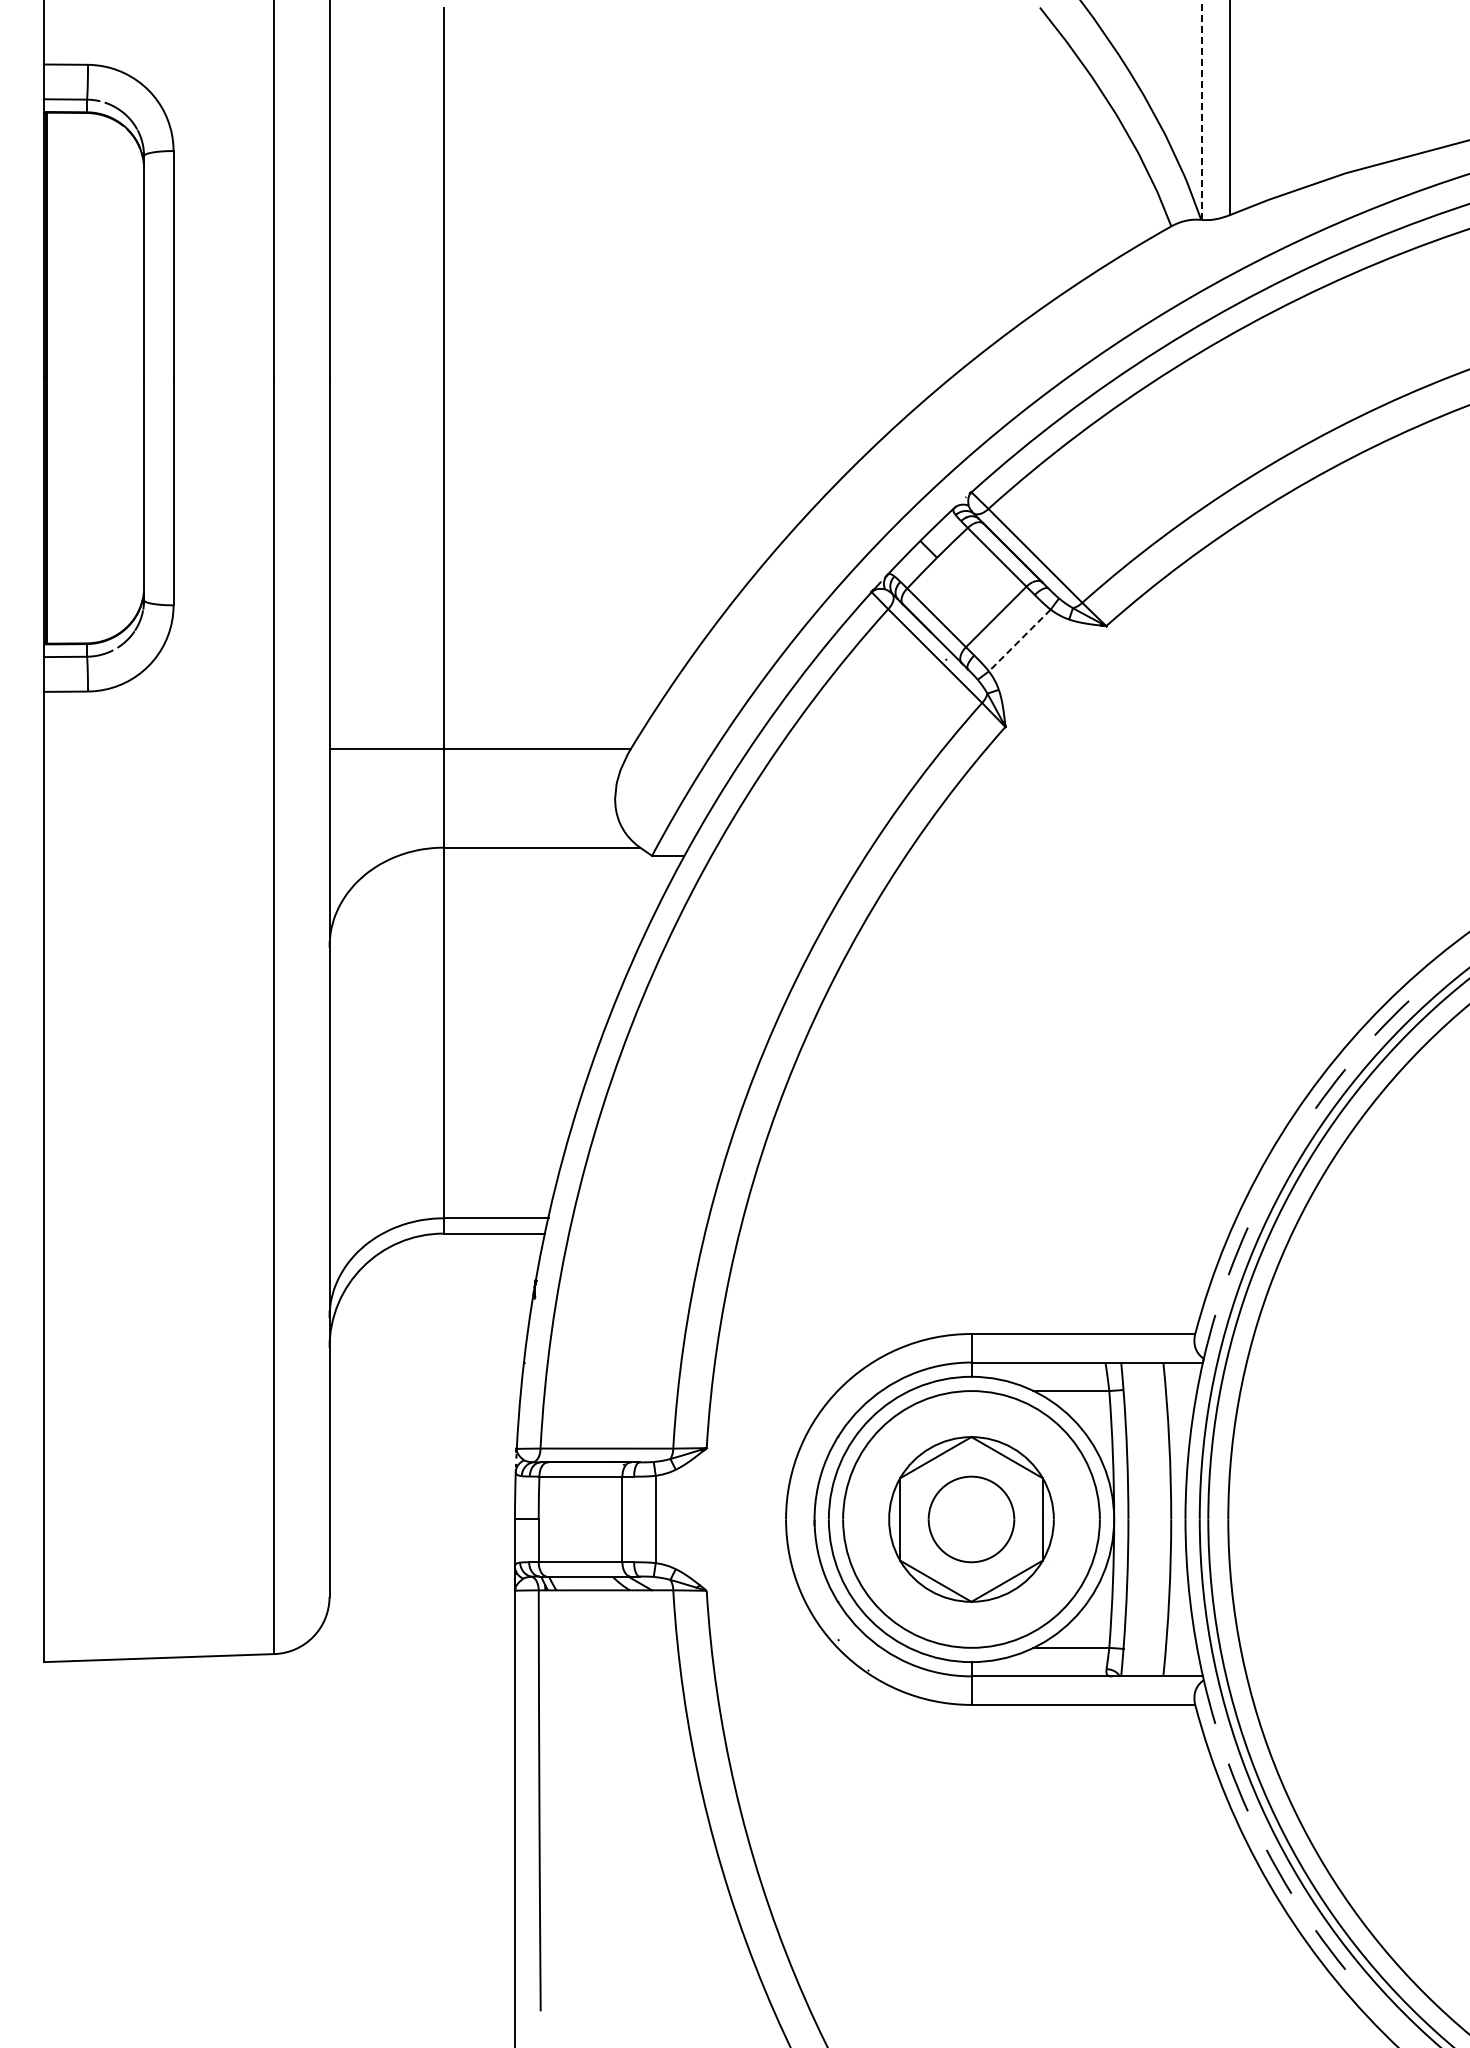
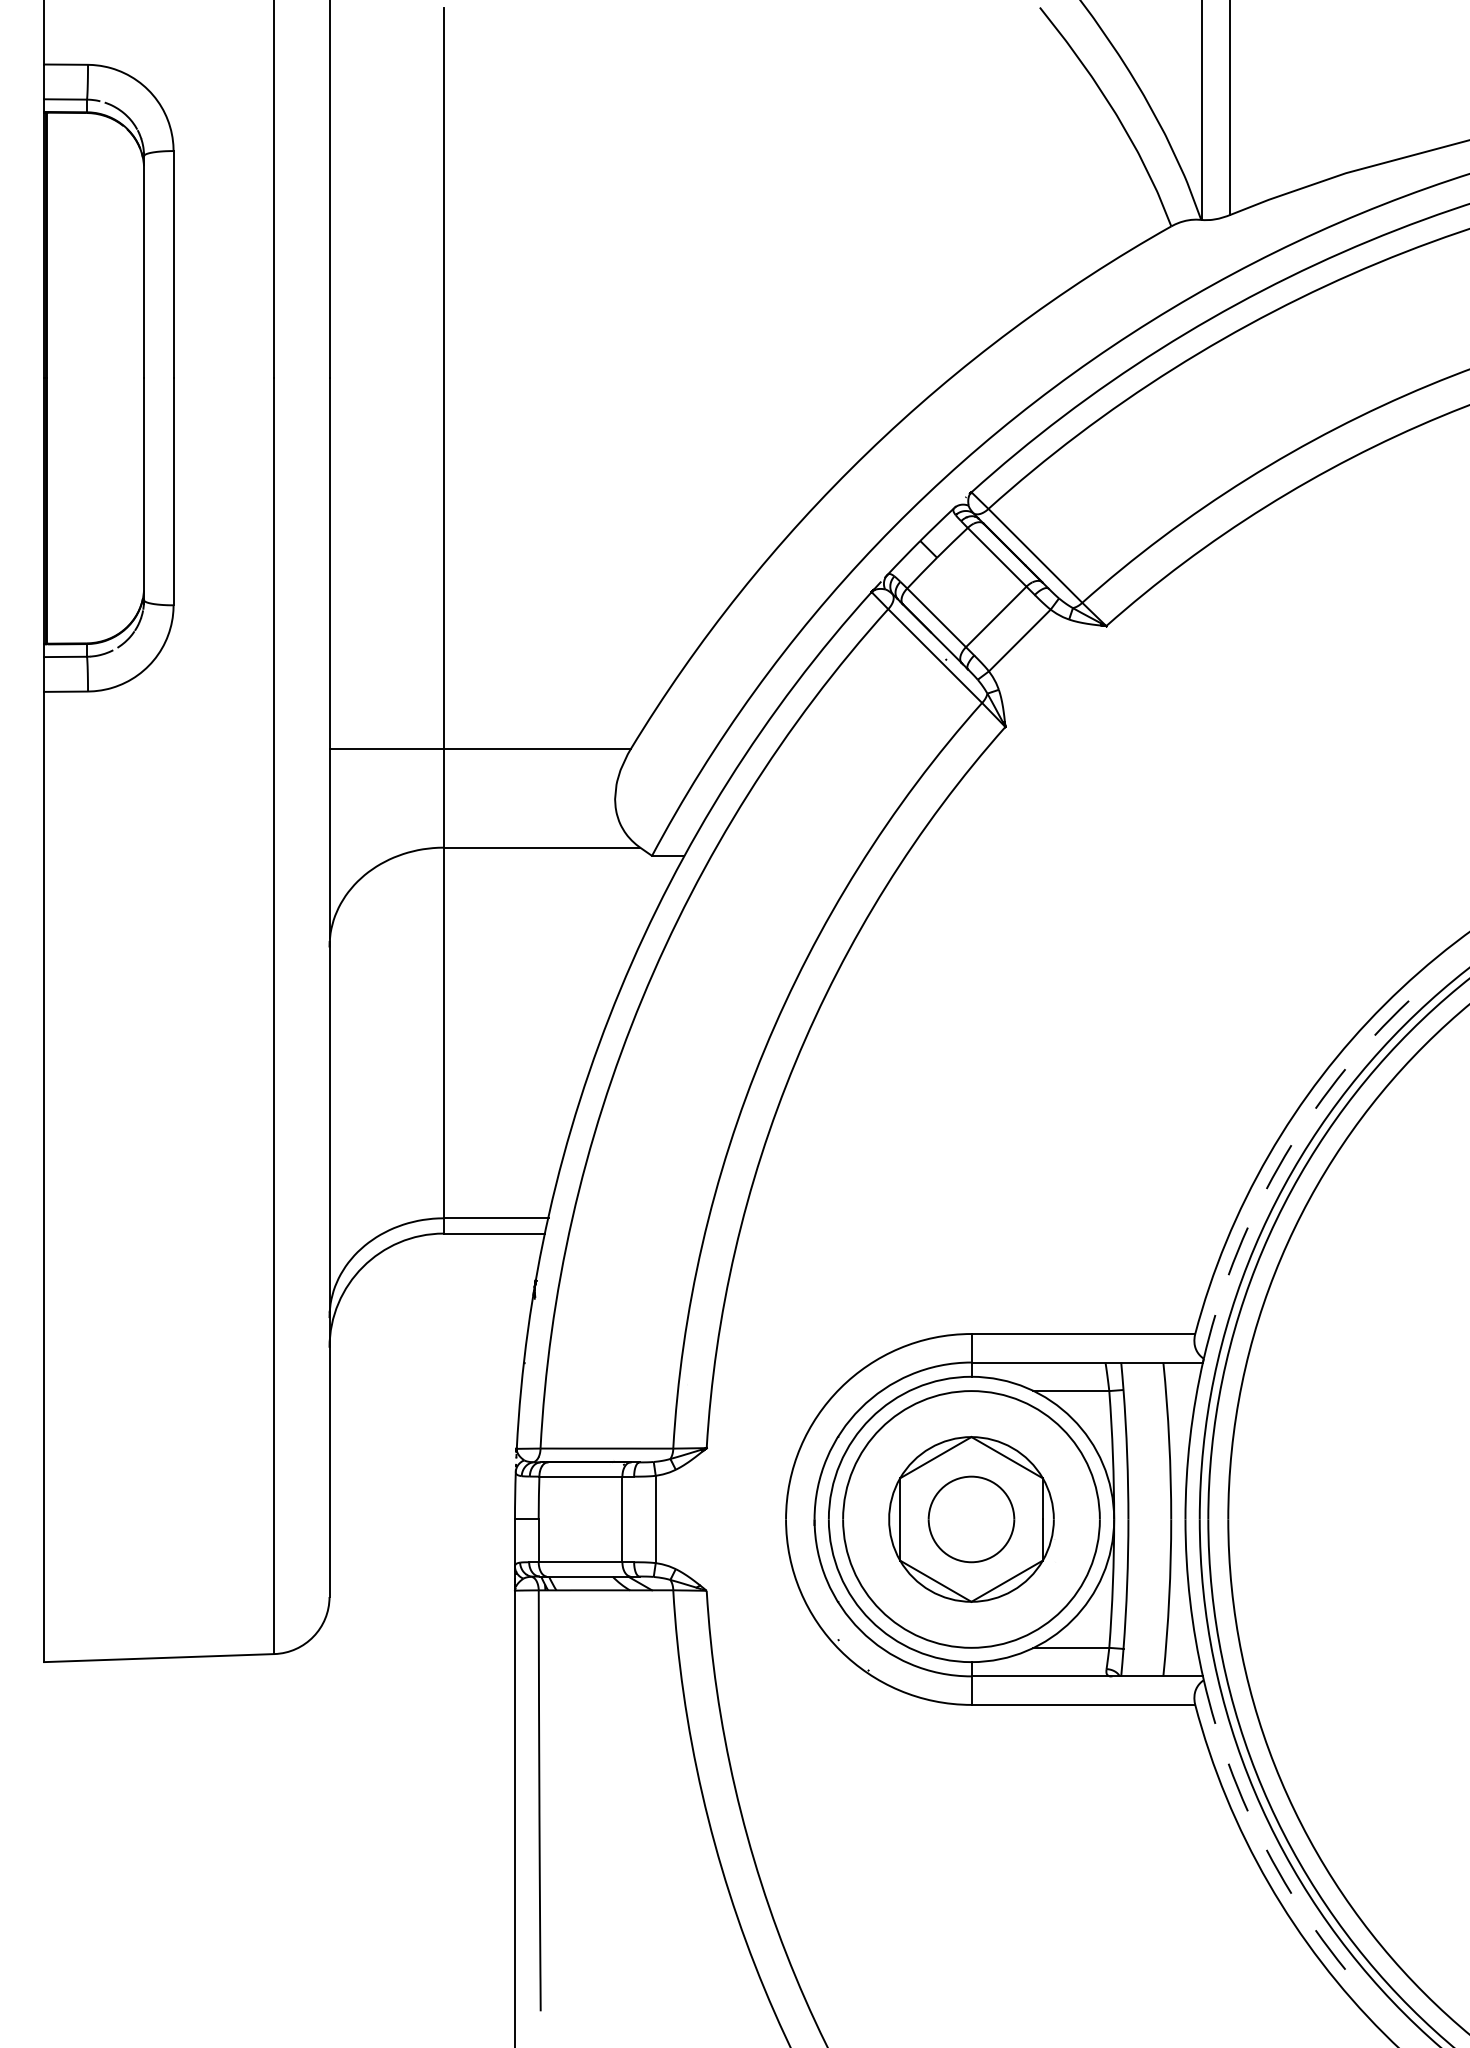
line: dashed -> solid (1201, 110)
line: dashed -> solid (1019, 640)
line: none -> present (1279, 1167)
